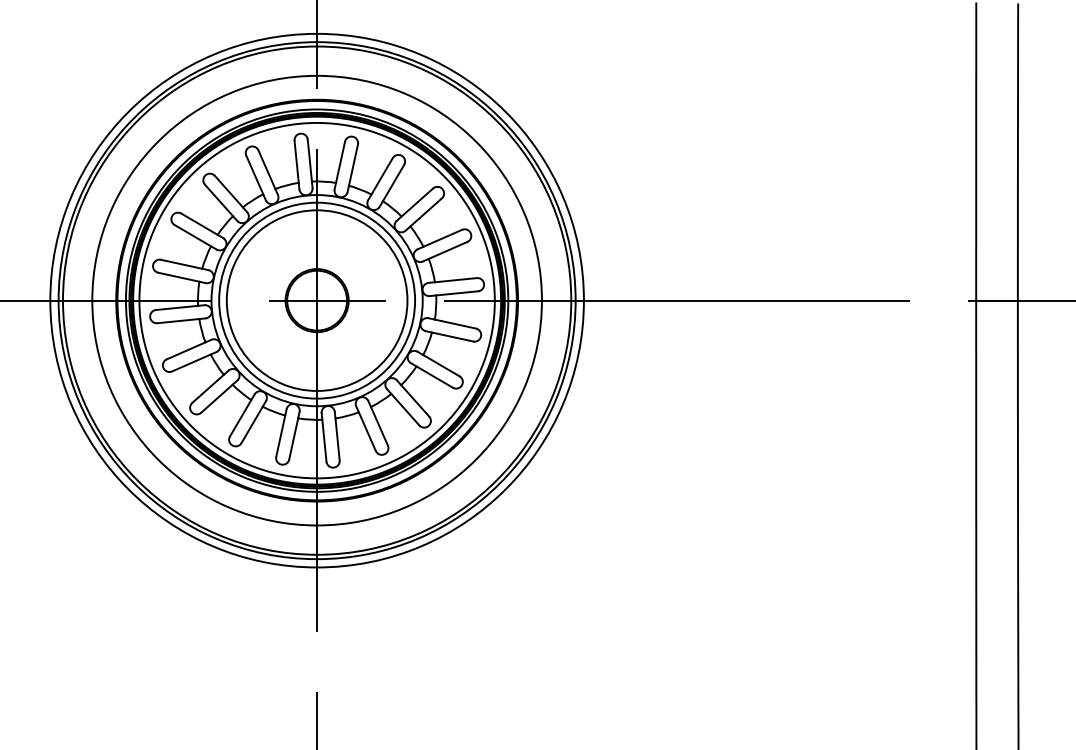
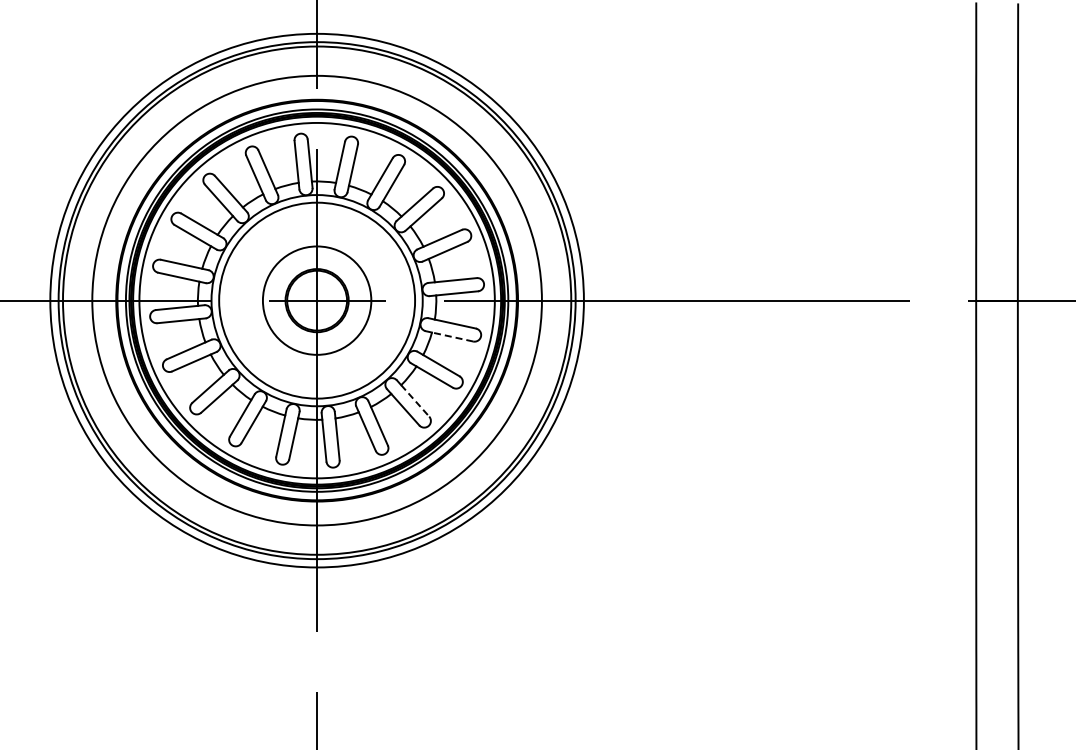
circle diameter: 181 px -> 108 px (316, 300)
line: solid -> dashed (452, 336)
line: solid -> dashed (415, 401)
